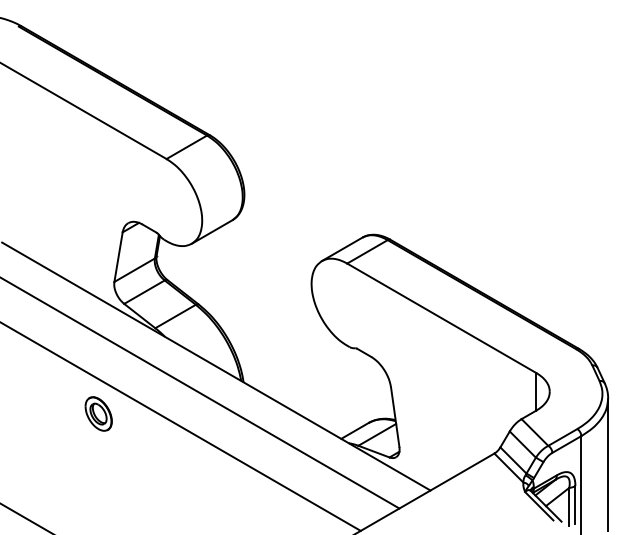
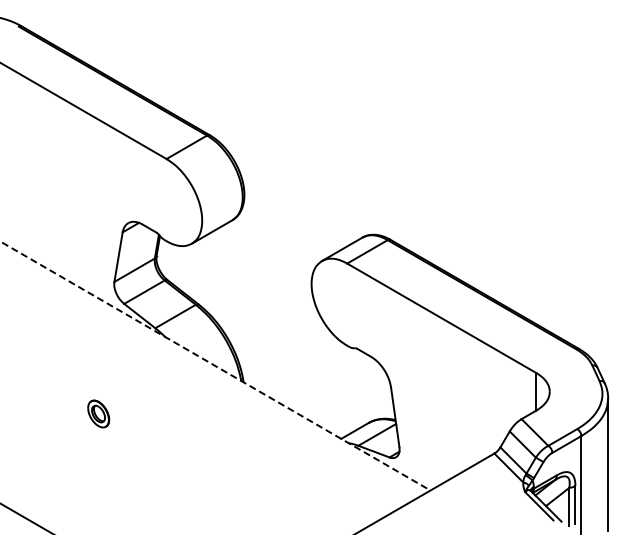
line: solid -> dashed (216, 366)
line: present -> none (200, 393)
part size: 29x36 px -> 24x30 px (98, 413)
line: present -> none (181, 426)
